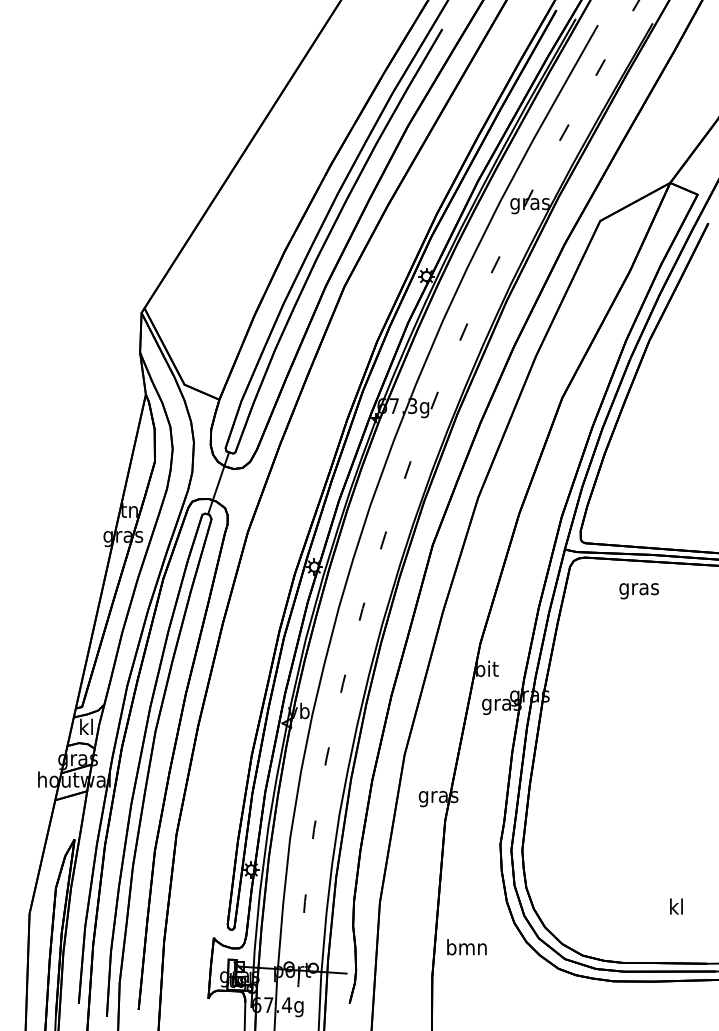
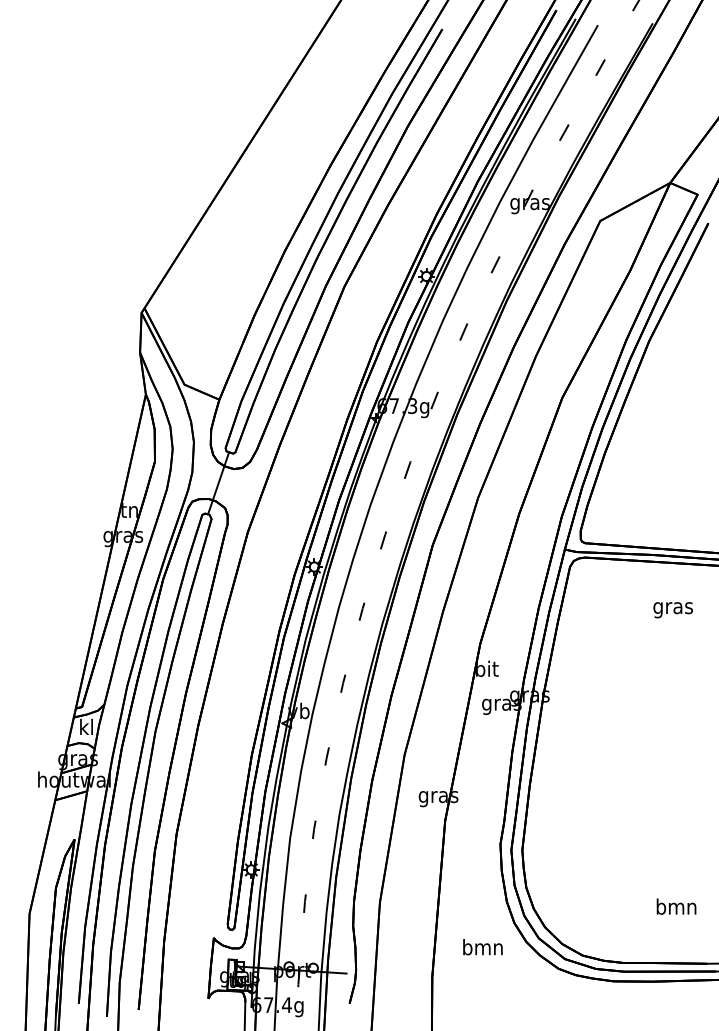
text position: (638, 591) -> (672, 610) (672, 610)
text: kl -> bmn (676, 906)
text position: (466, 947) -> (482, 947) (482, 947)
